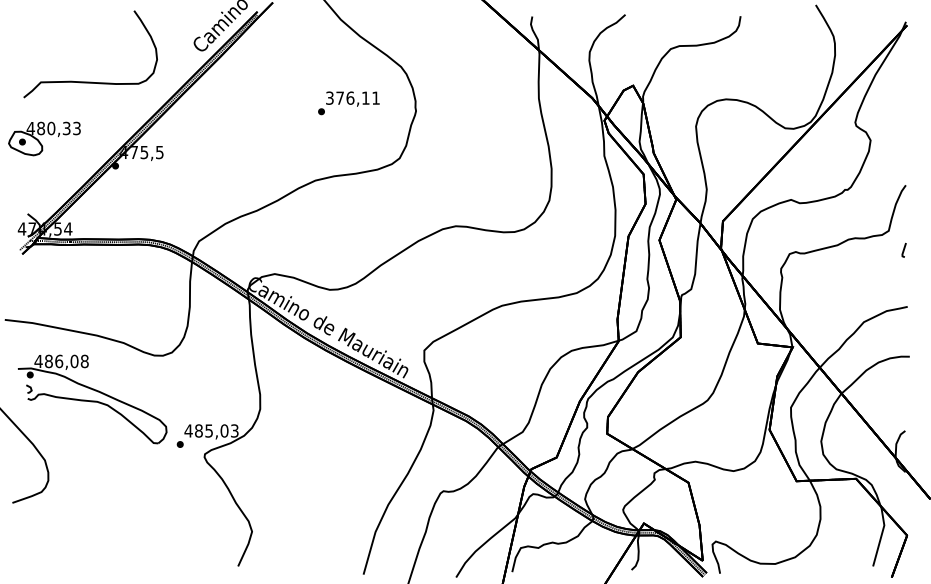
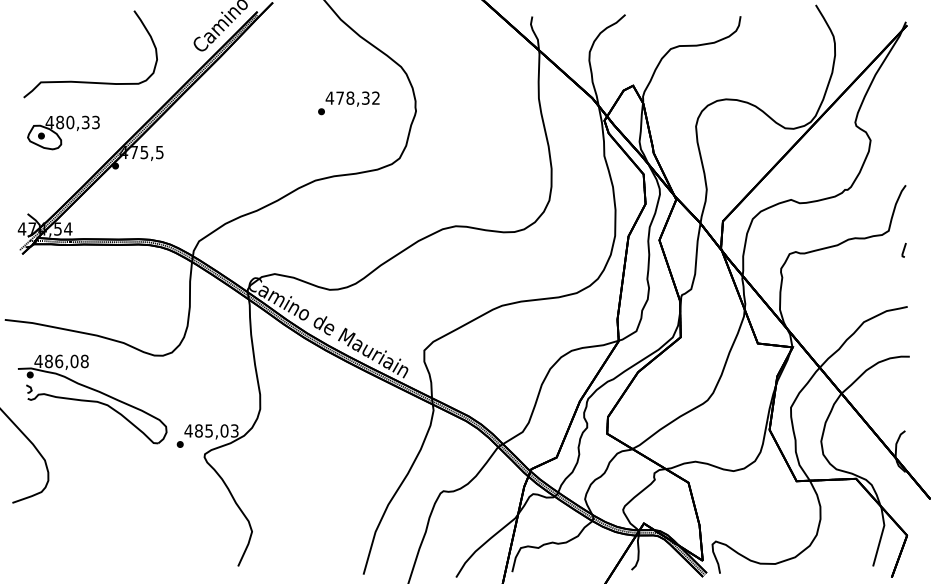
text: 376,11 -> 478,32 (352, 97)
part position: (44, 138) -> (63, 132) (63, 132)
